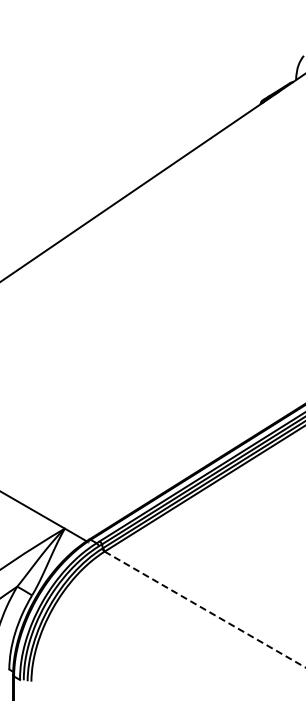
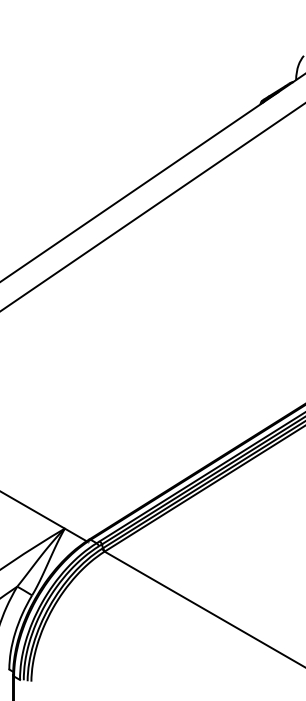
line: none -> present (152, 207)
line: dashed -> solid (205, 609)
